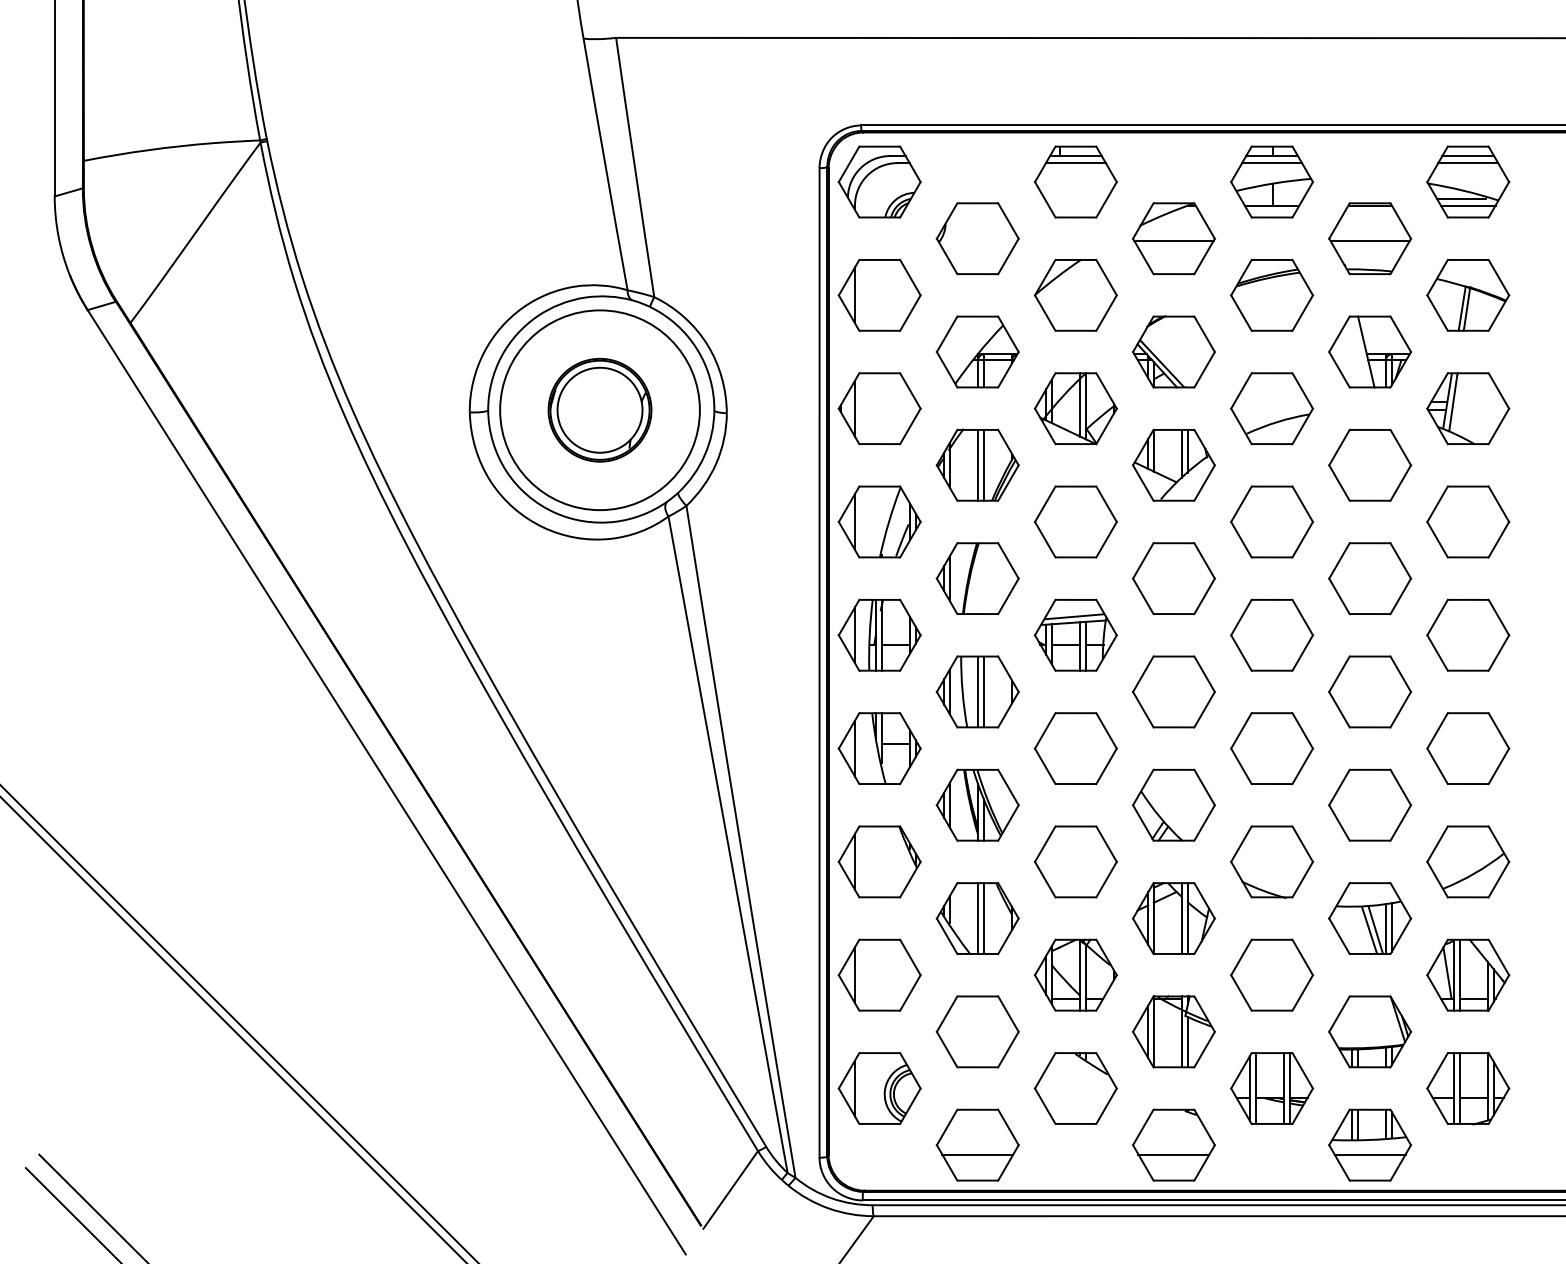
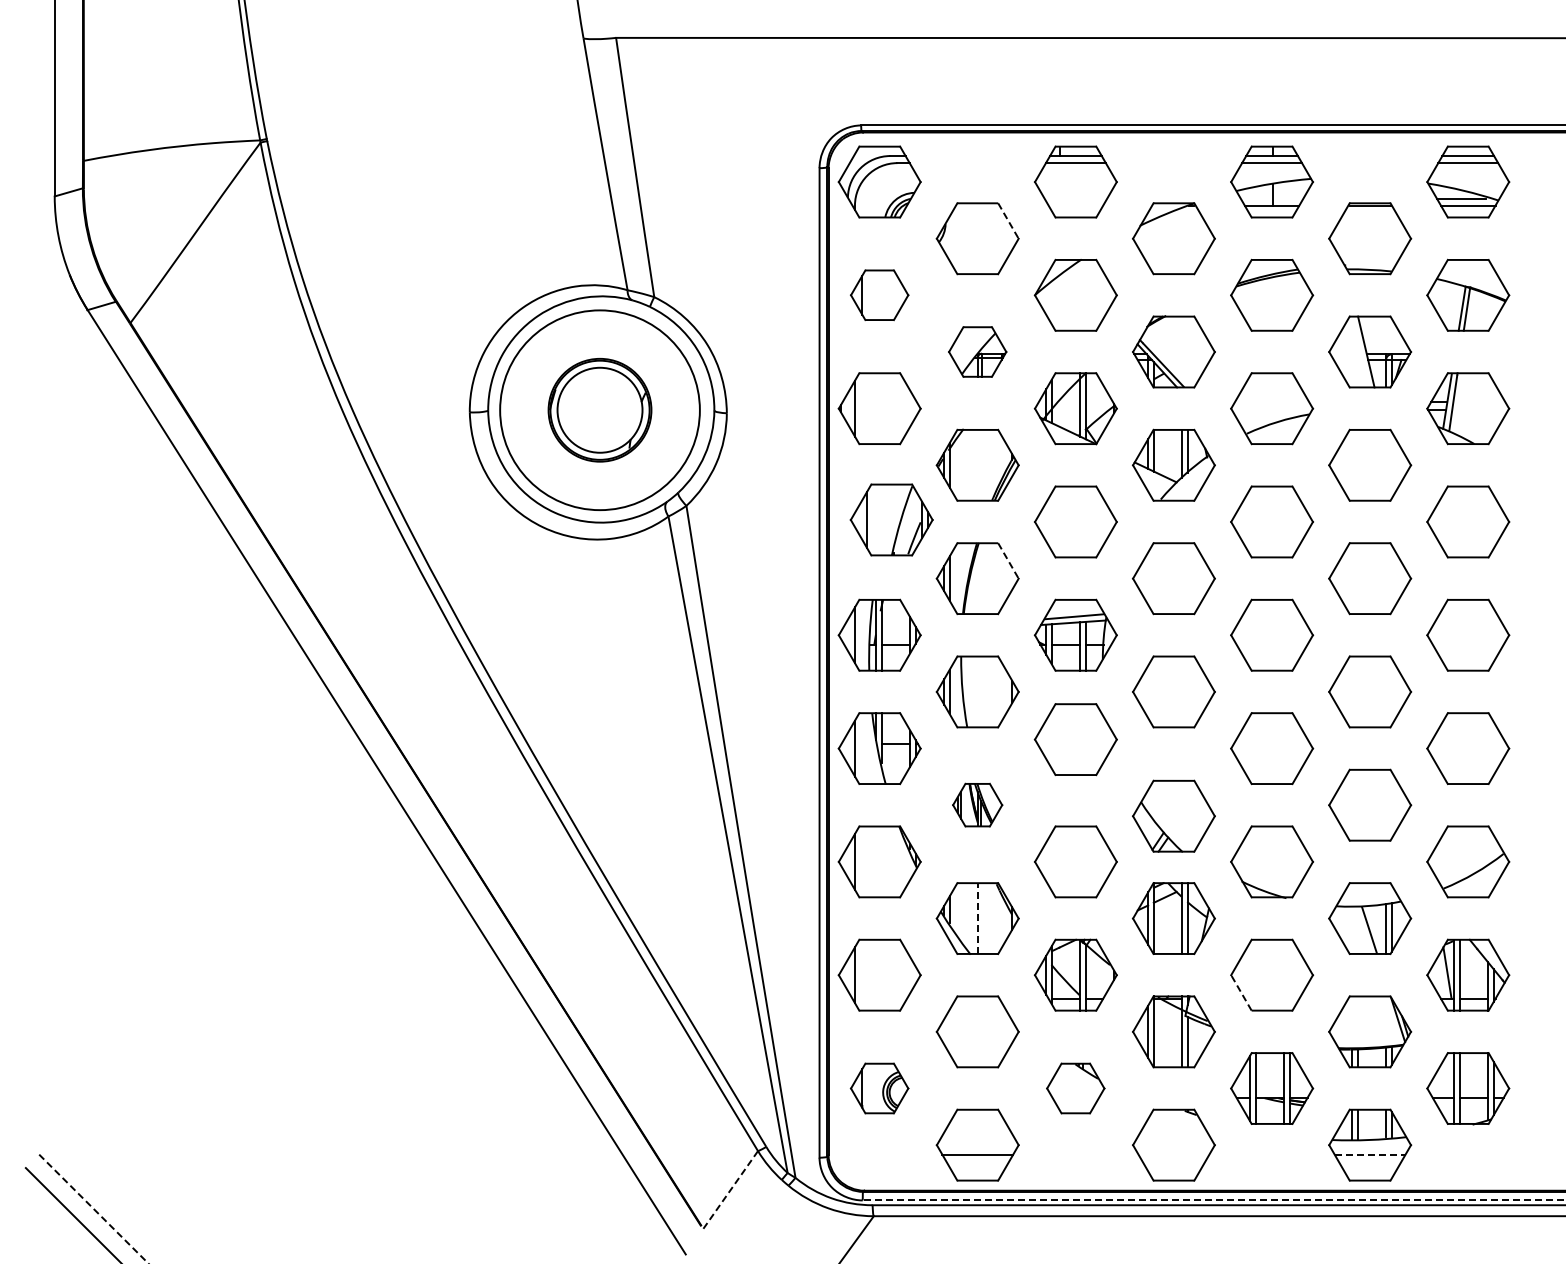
line: solid -> dashed (1008, 221)
line: present -> none (1173, 241)
line: present -> none (1369, 241)
part size: 85x74 px -> 60x53 px (879, 295)
part size: 85x74 px -> 60x52 px (977, 351)
line: present -> none (978, 464)
line: present -> none (983, 464)
part position: (879, 521) -> (891, 519) (891, 519)
line: solid -> dashed (1008, 561)
line: present -> none (978, 691)
line: present -> none (983, 691)
part position: (1075, 748) -> (1075, 739) (1075, 739)
part size: 85x74 px -> 52x46 px (977, 804)
part position: (1173, 804) -> (1173, 815) (1173, 815)
line: solid -> dashed (978, 918)
line: present -> none (983, 918)
line: present -> none (1375, 929)
line: solid -> dashed (1241, 992)
line: present -> none (238, 1023)
line: present -> none (233, 1029)
part size: 85x73 px -> 61x53 px (879, 1088)
part size: 85x73 px -> 60x53 px (1075, 1088)
line: present -> none (1173, 1154)
line: solid -> dashed (1370, 1154)
line: solid -> dashed (731, 1189)
line: solid -> dashed (1213, 1200)
line: solid -> dashed (94, 1209)
